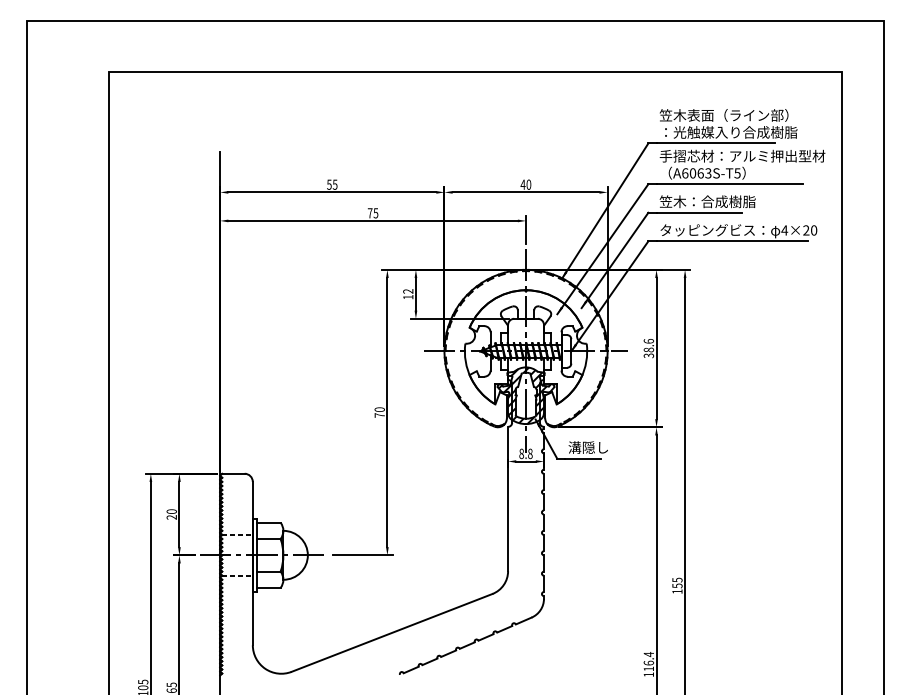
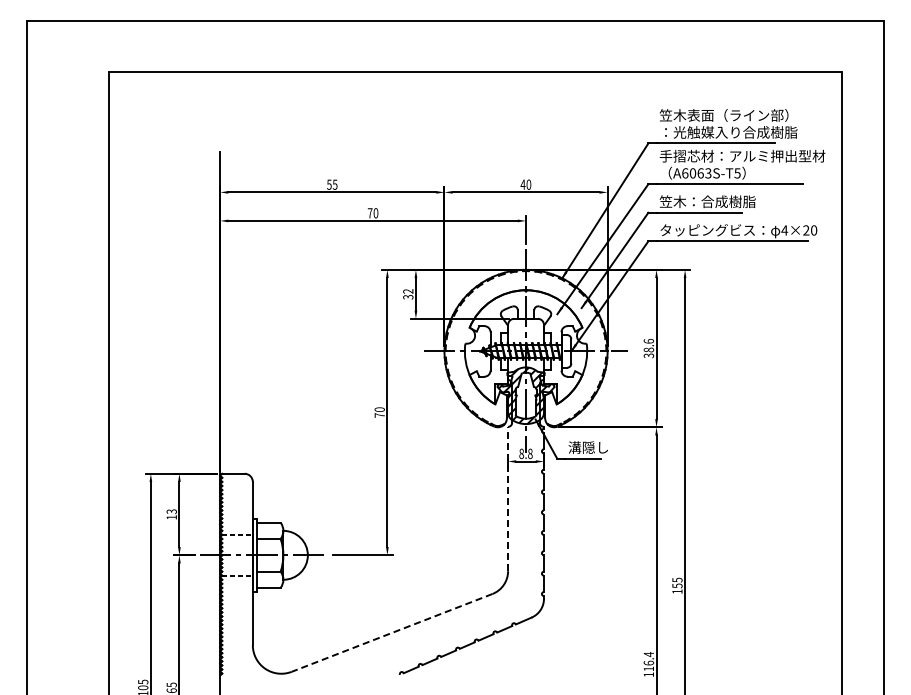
text: 75 -> 70 (375, 213)
text: 12 -> 32 (408, 297)
line: solid -> dashed (508, 498)
text: 20 -> 13 (171, 514)
line: solid -> dashed (392, 632)
